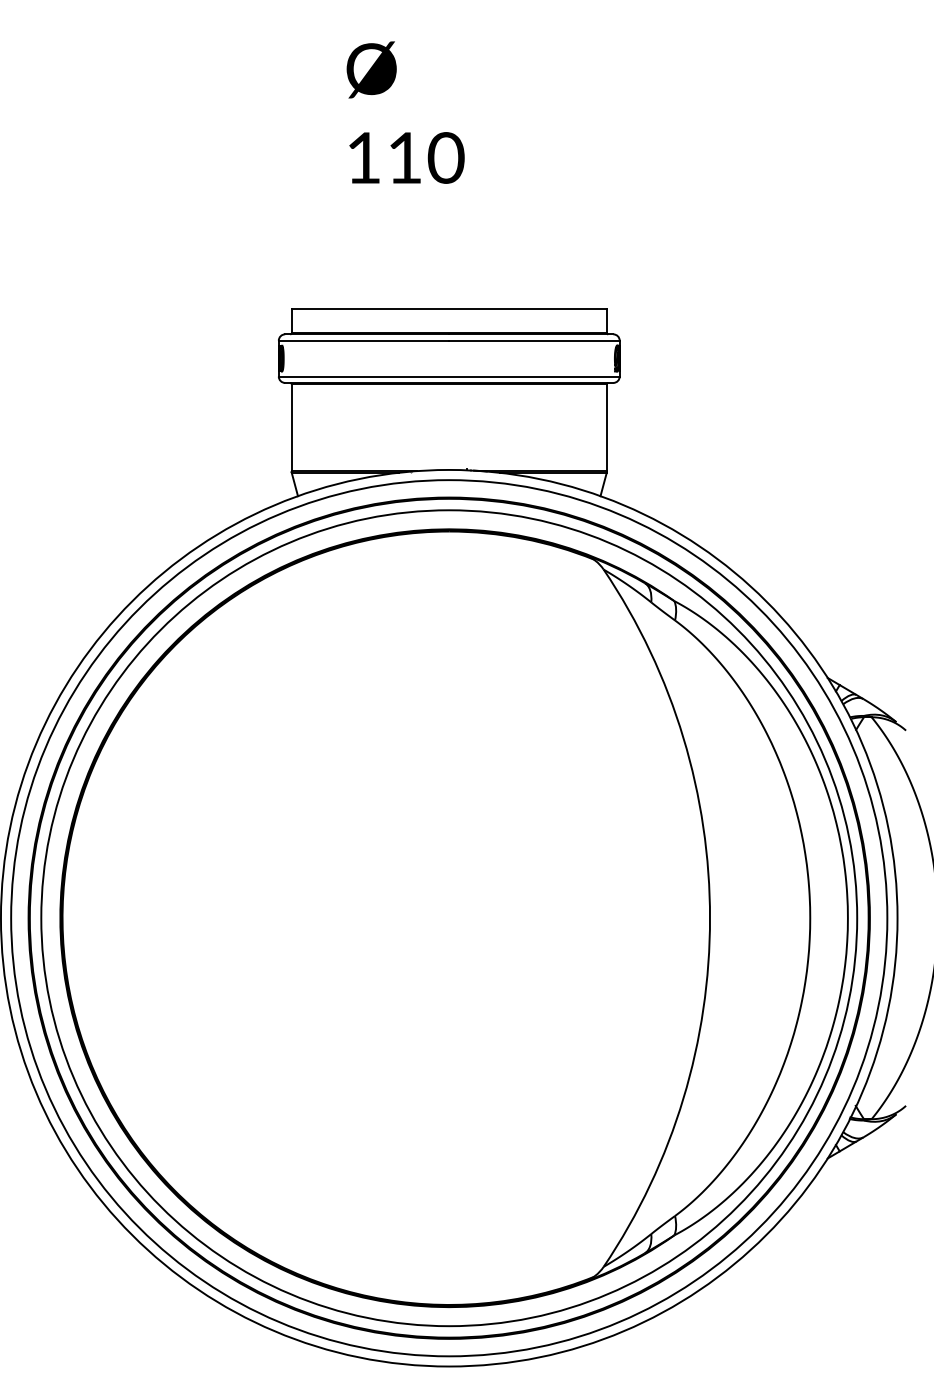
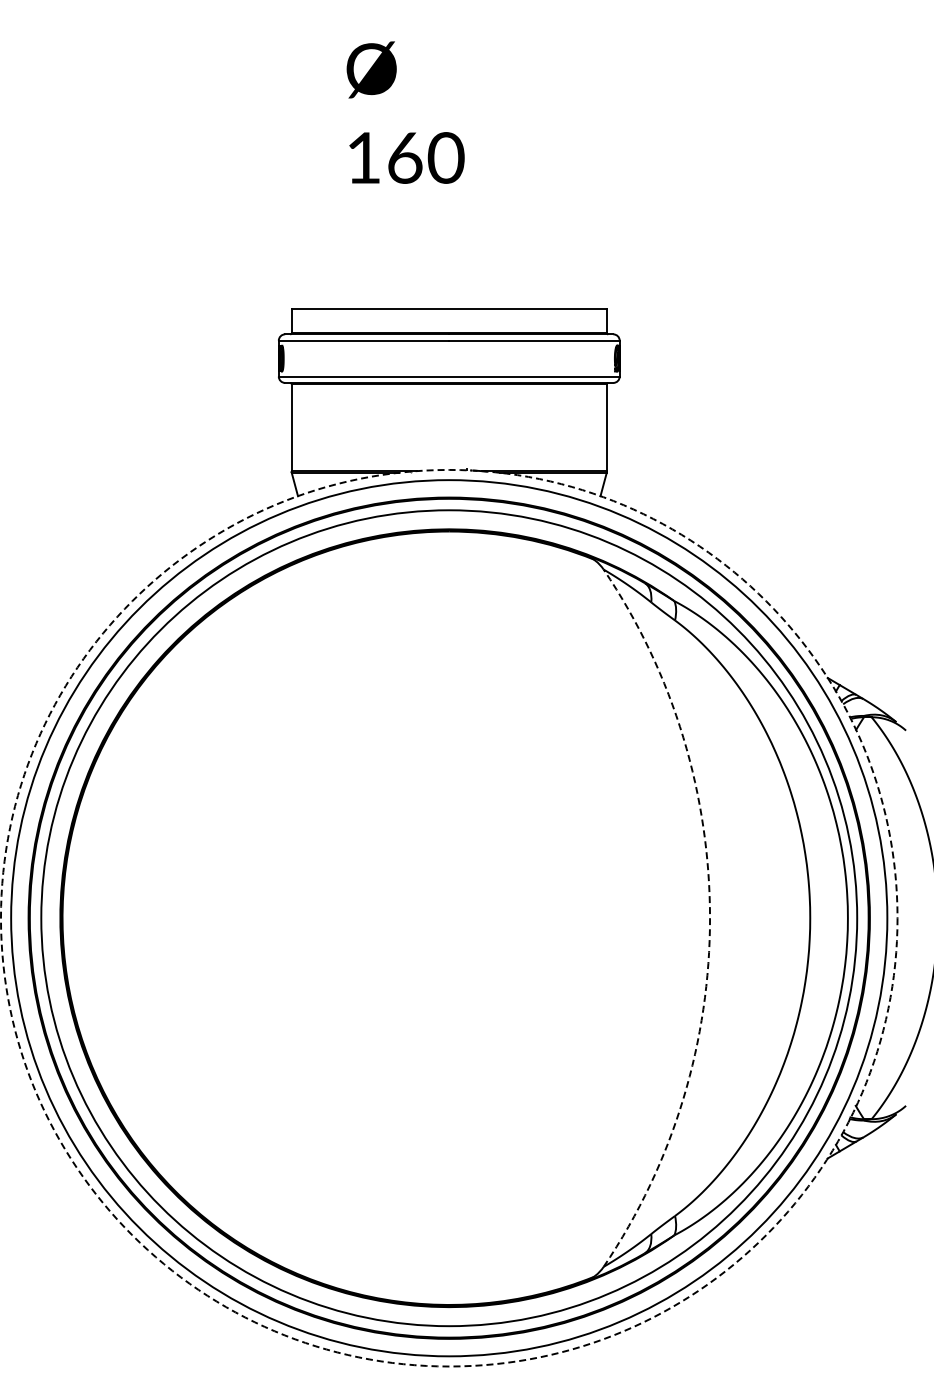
text: 110 -> 160 (405, 157)
circle: solid -> dashed (448, 917)
arc: solid -> dashed (710, 918)
